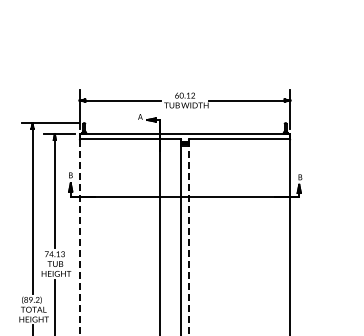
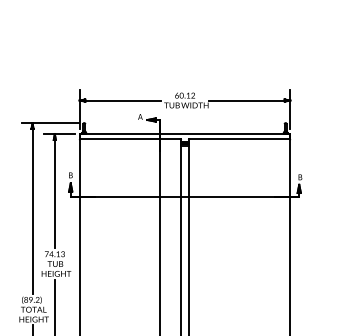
line: dashed -> solid (79, 237)
line: dashed -> solid (188, 237)
